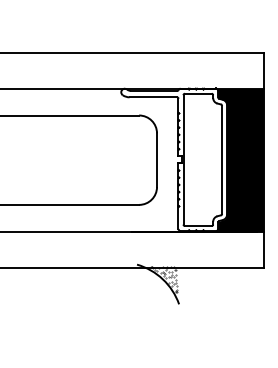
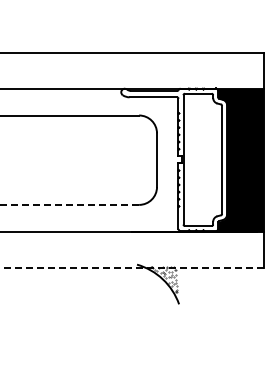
line: solid -> dashed (69, 204)
line: solid -> dashed (132, 267)
